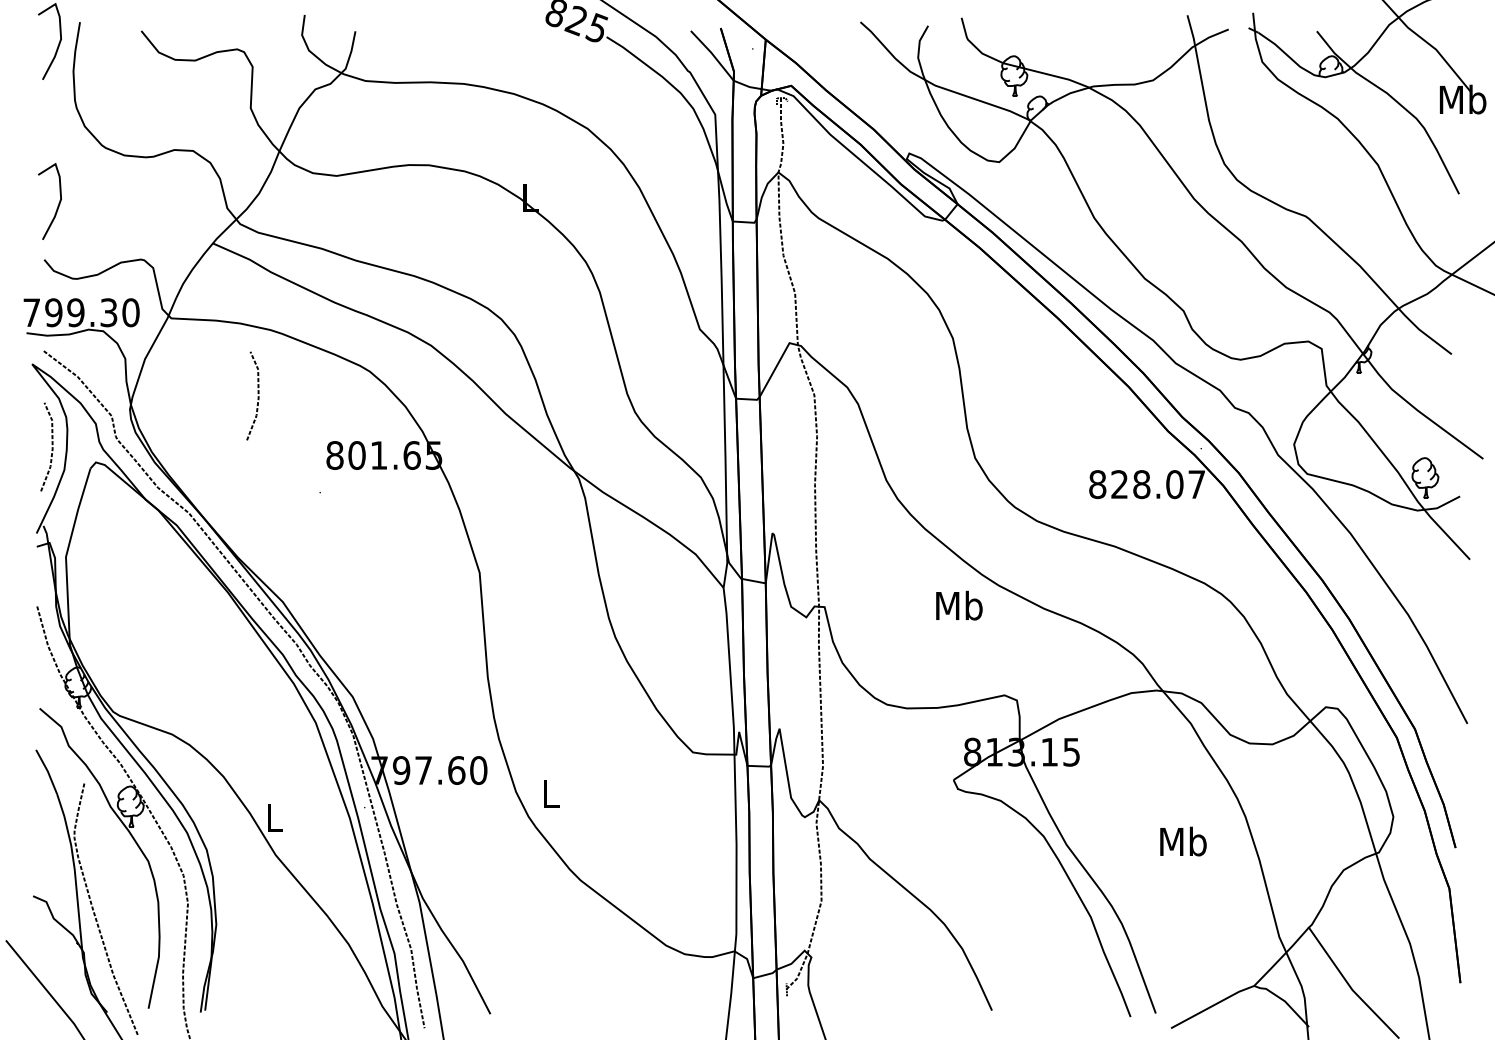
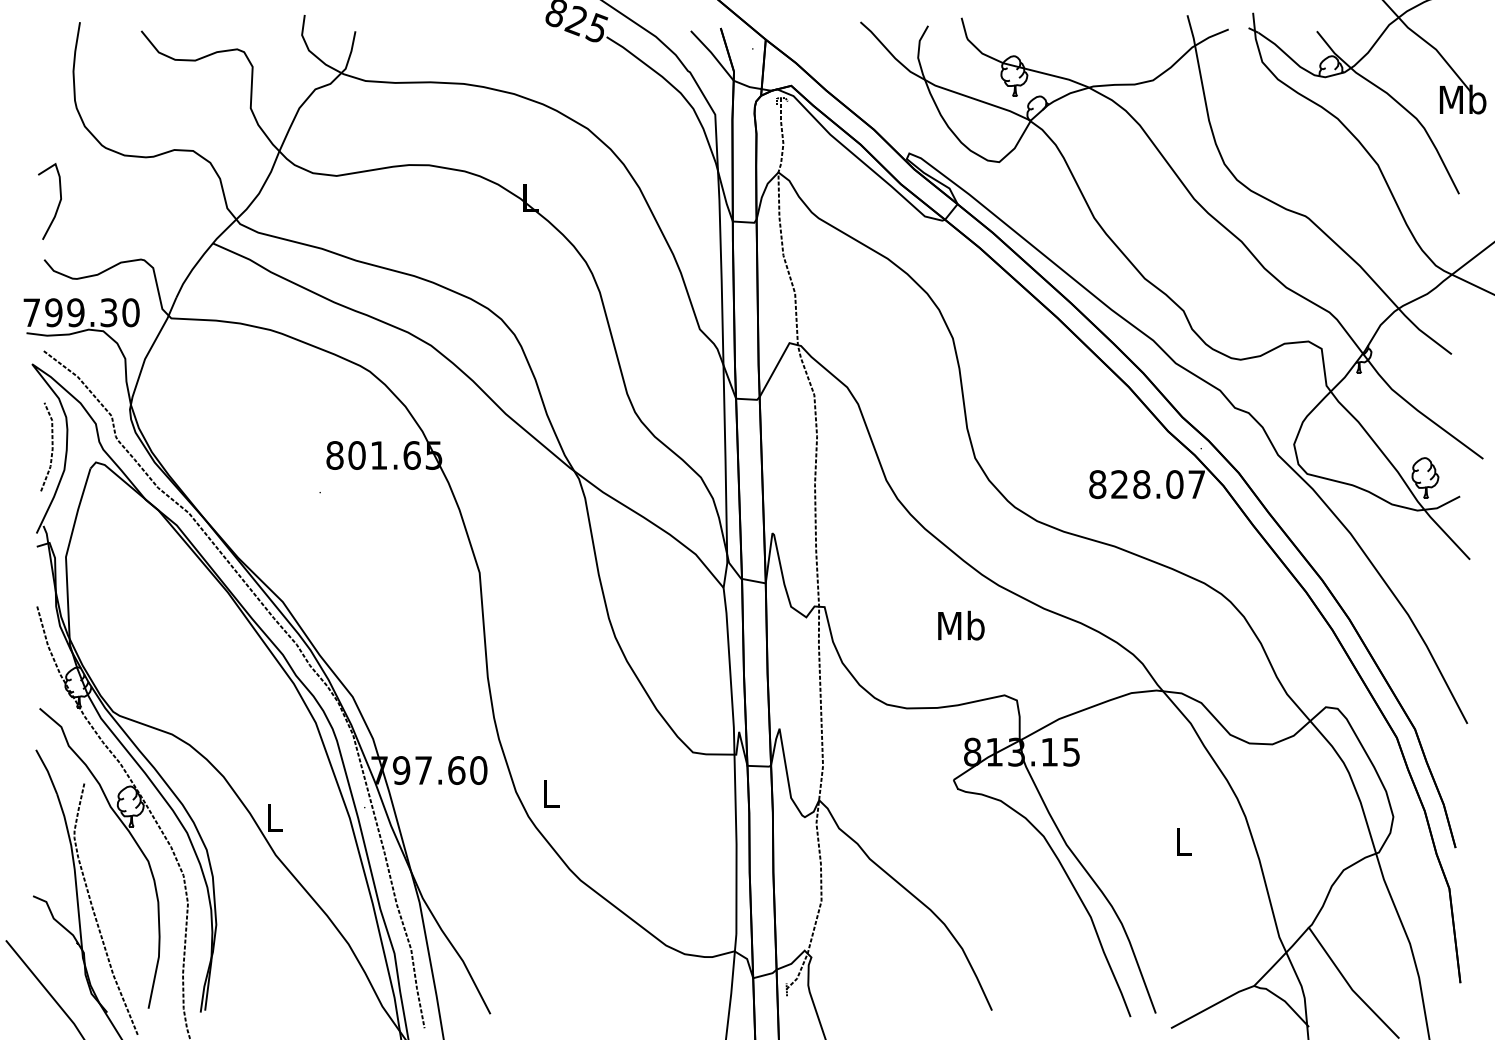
curve: present -> none (57, 45)
line: present -> none (257, 396)
text position: (959, 605) -> (961, 625) (961, 625)
text: Mb -> L (1183, 841)
